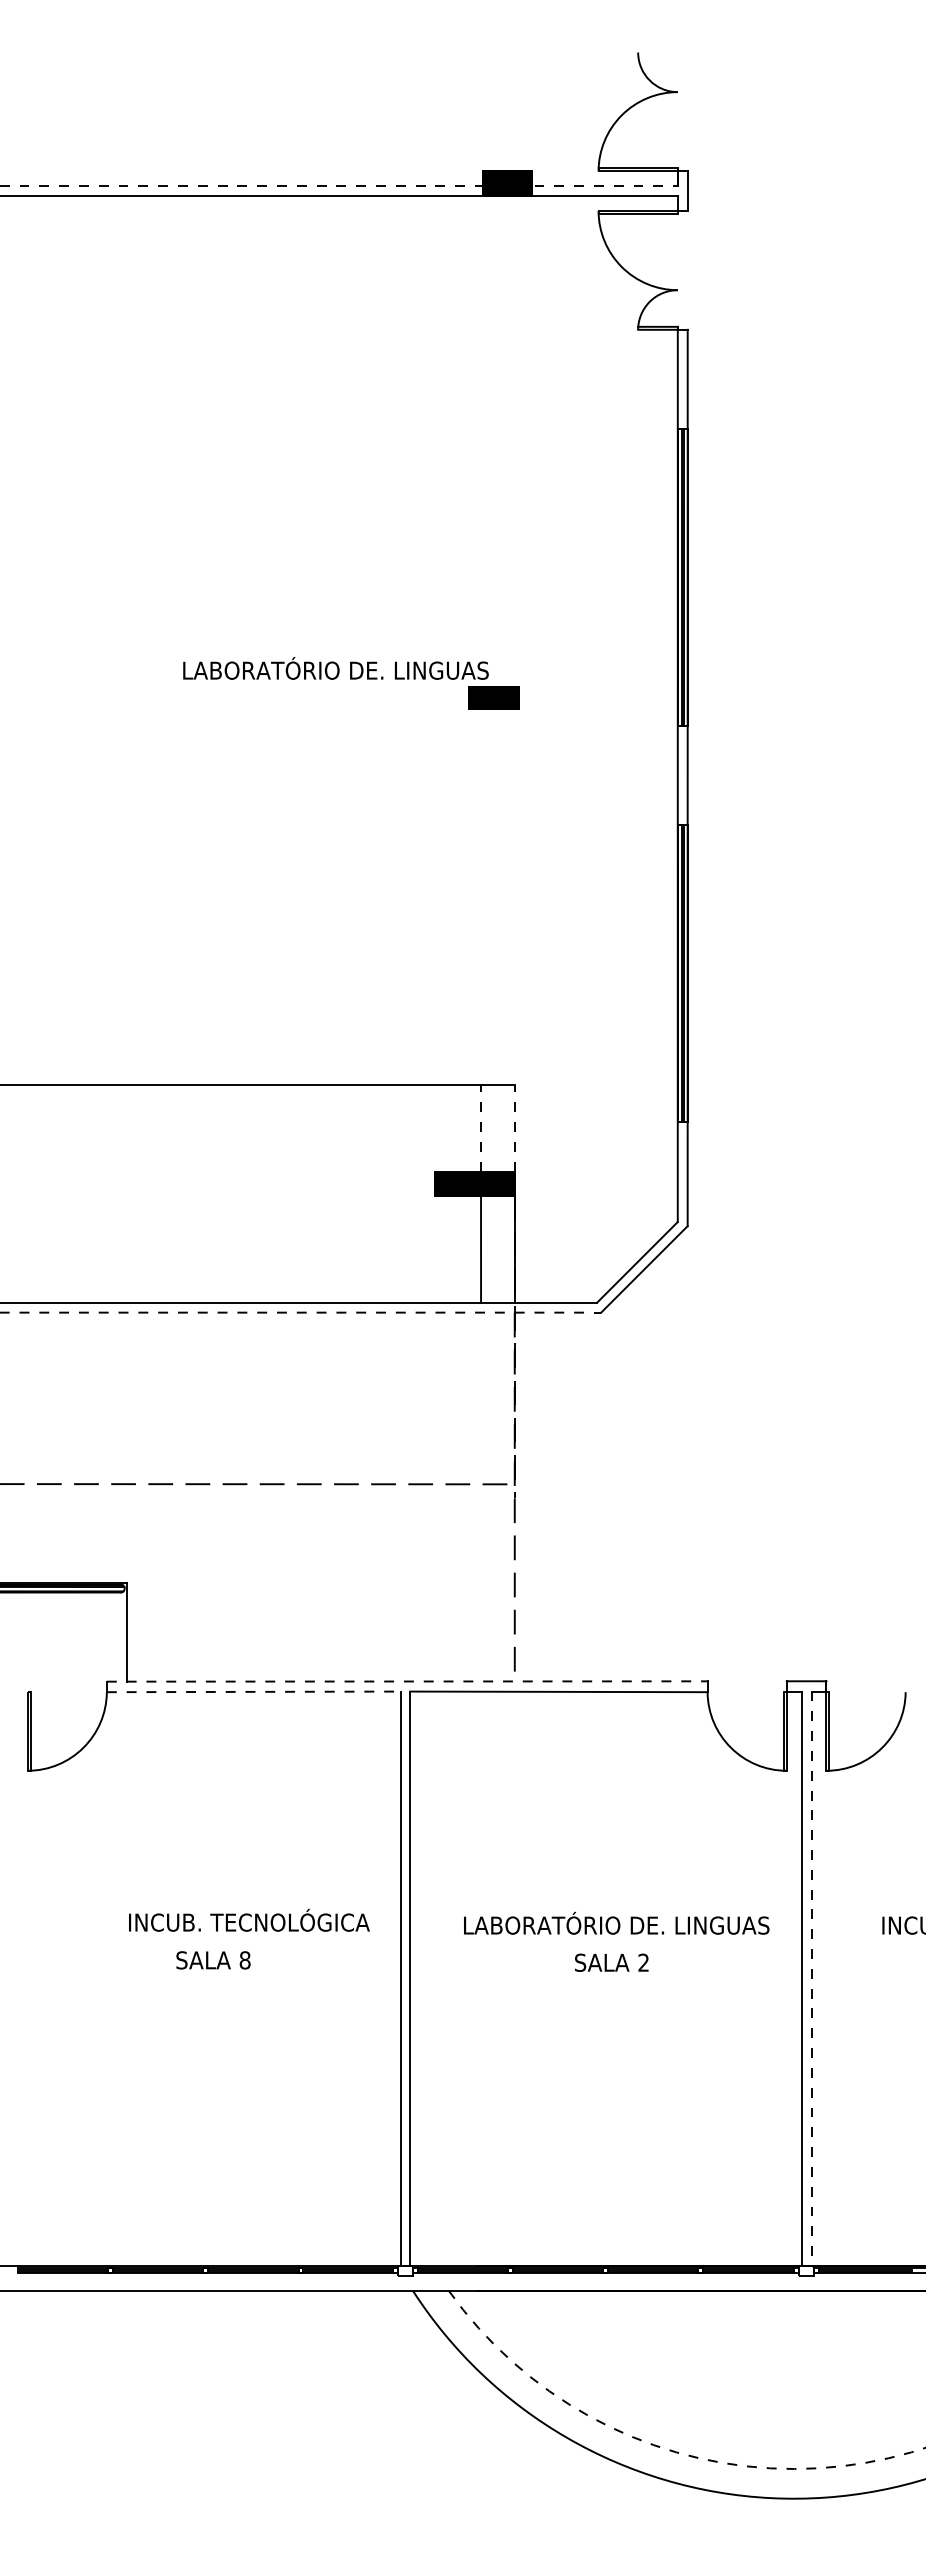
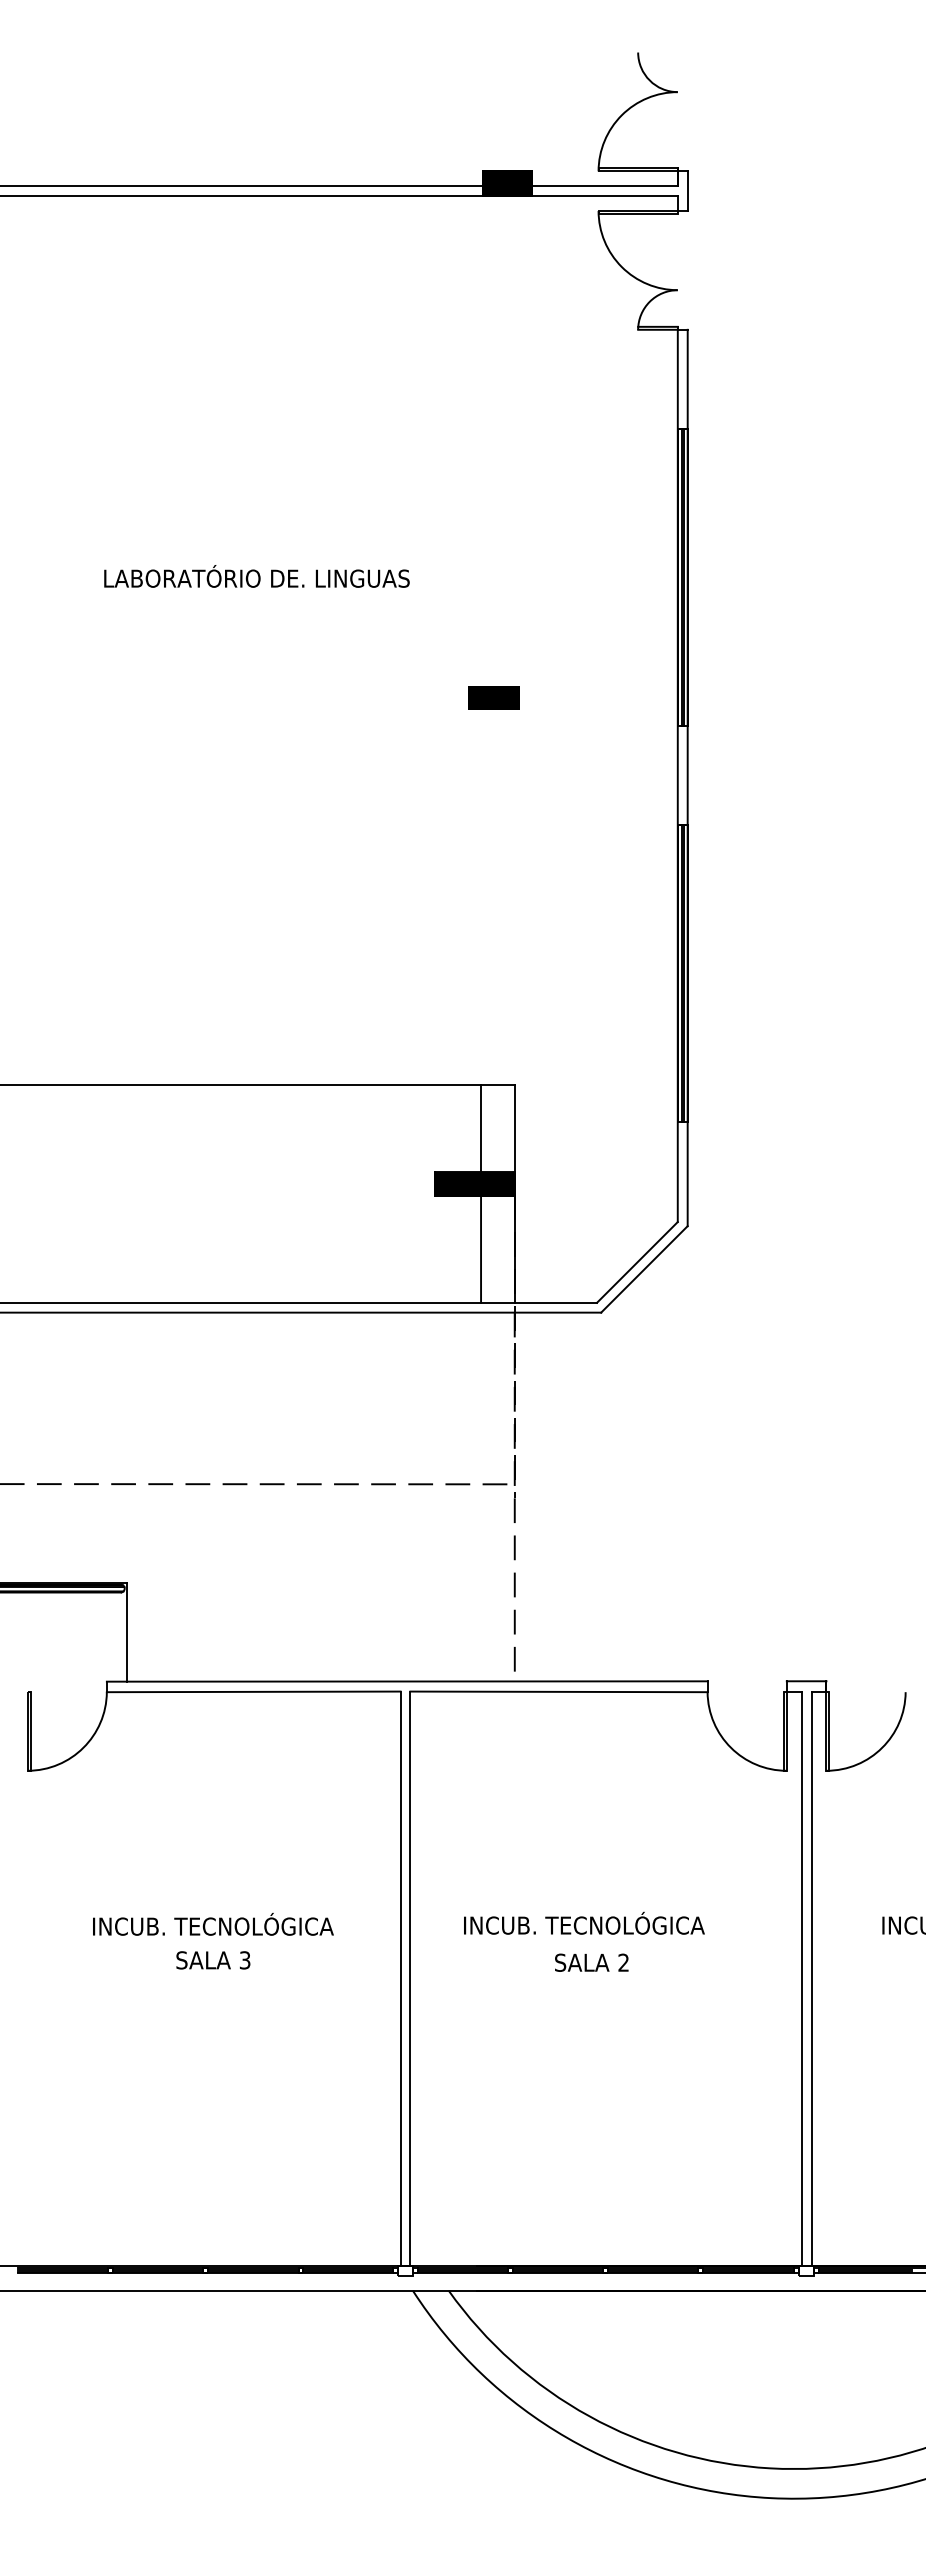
line: dashed -> solid (339, 186)
text position: (335, 668) -> (256, 576) (256, 576)
line: dashed -> solid (481, 1127)
line: dashed -> solid (514, 1127)
line: dashed -> solid (301, 1312)
line: dashed -> solid (407, 1681)
line: dashed -> solid (253, 1691)
text position: (249, 1920) -> (213, 1924) (213, 1924)
text: LABORATÓRIO DE. LINGUAS -> INCUB. TECNOLÓGICA (617, 1922)
text: 8 -> 3 (244, 1960)
text position: (611, 1962) -> (591, 1962) (591, 1962)
line: dashed -> solid (811, 1979)
arc: dashed -> solid (662, 2447)
